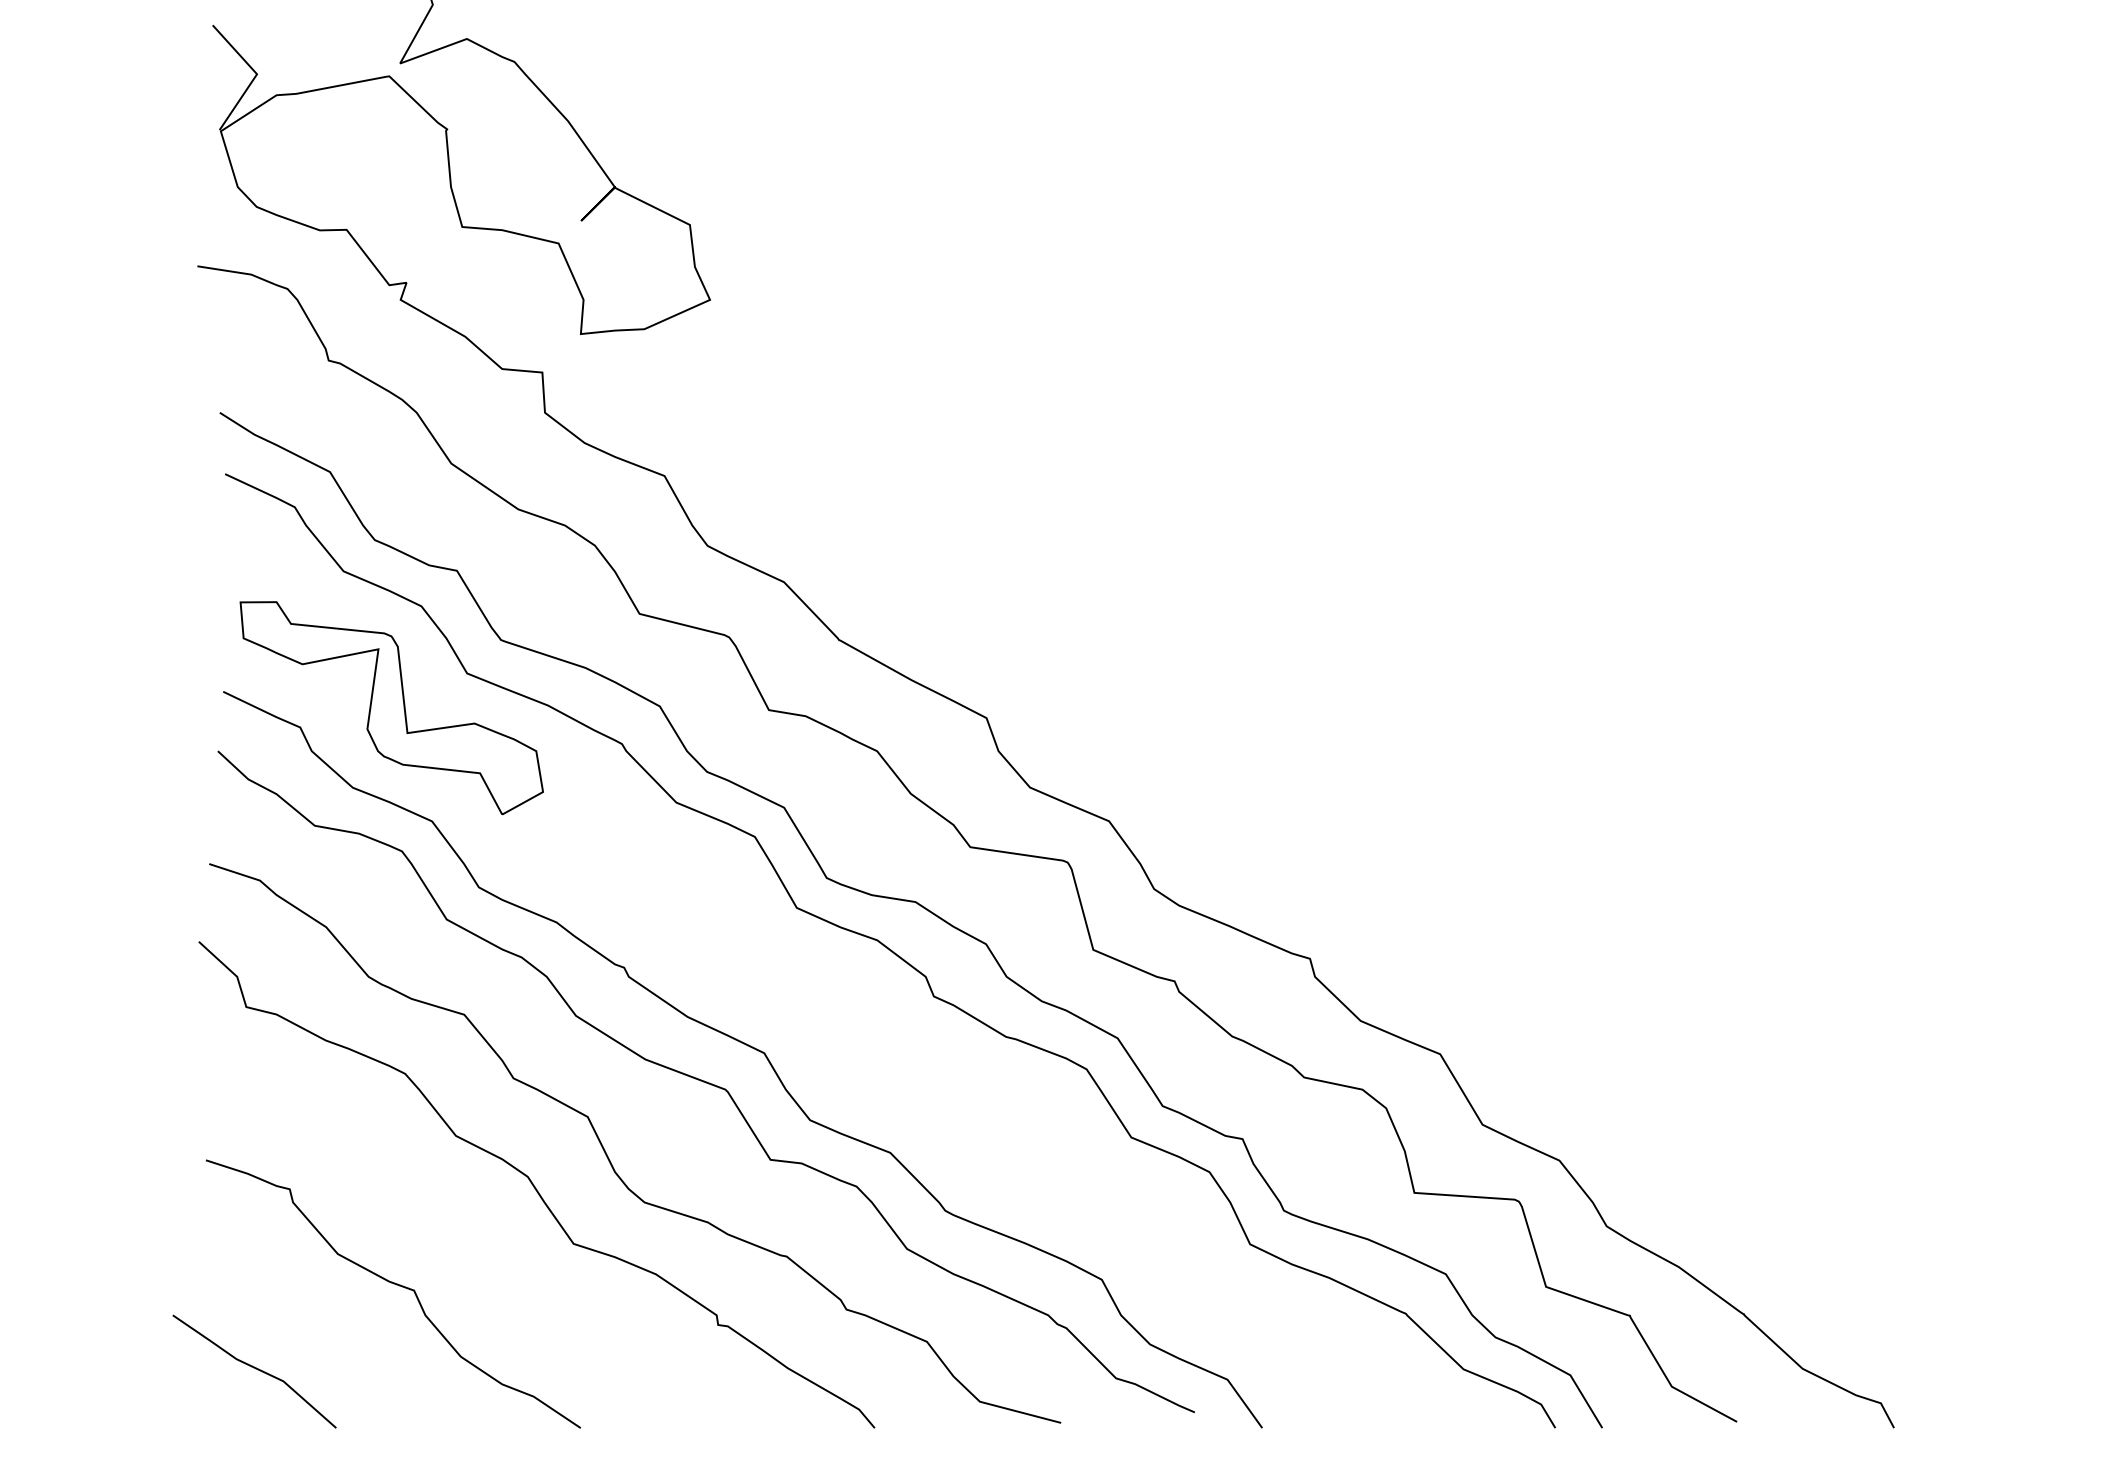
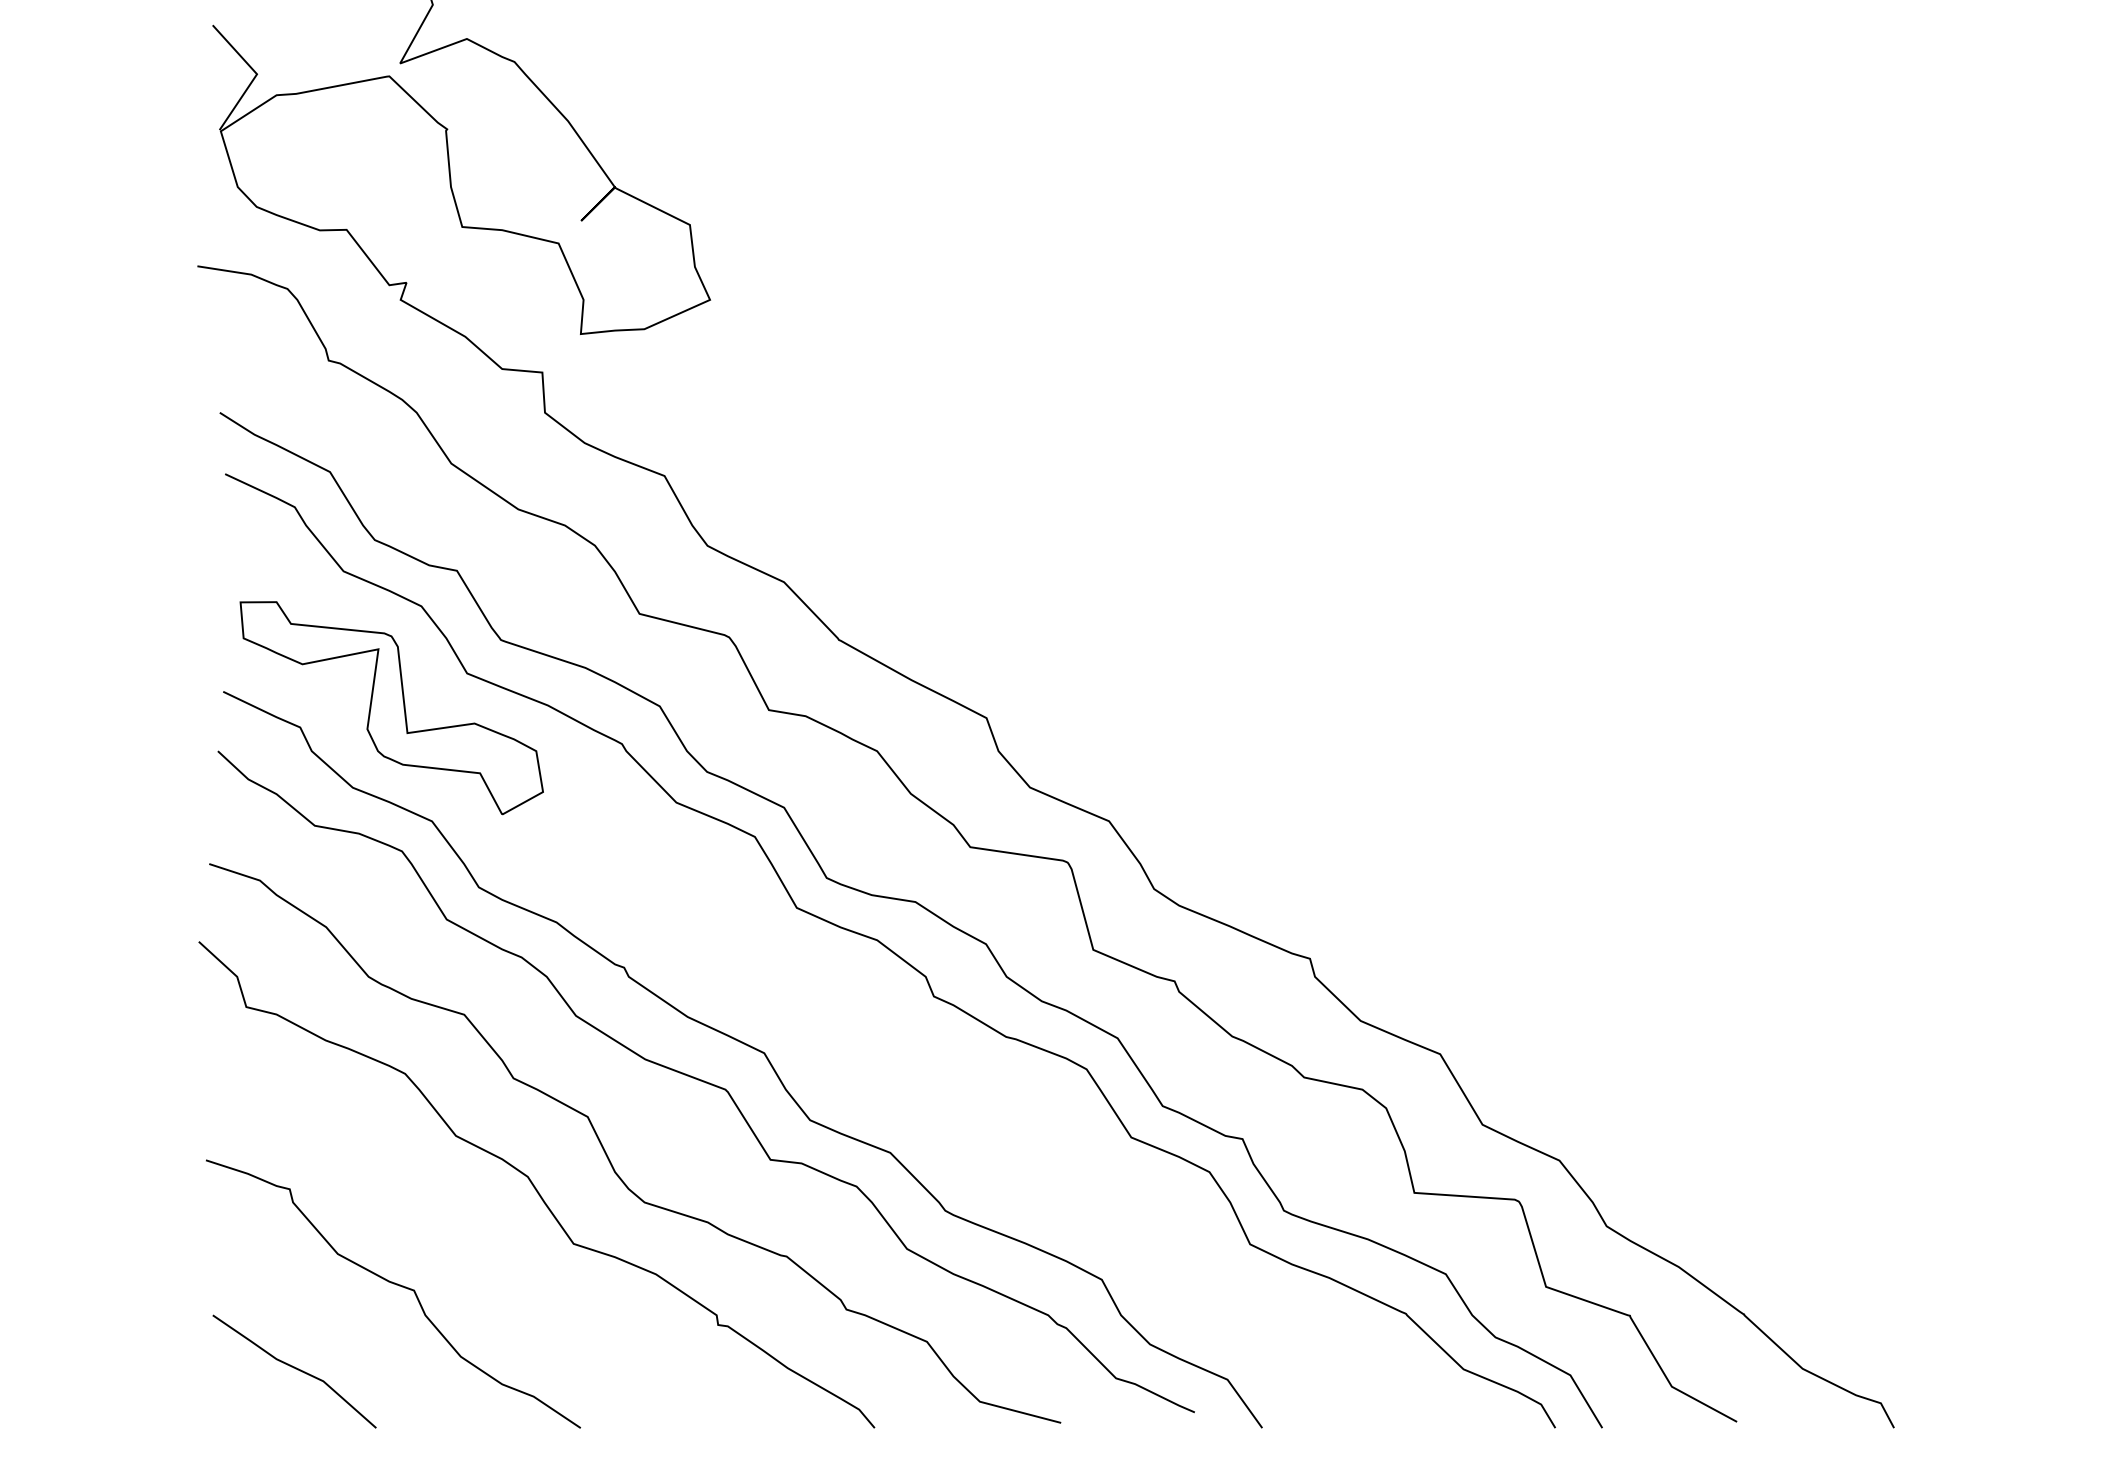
line position: (255, 1369) -> (295, 1369) (295, 1369)
